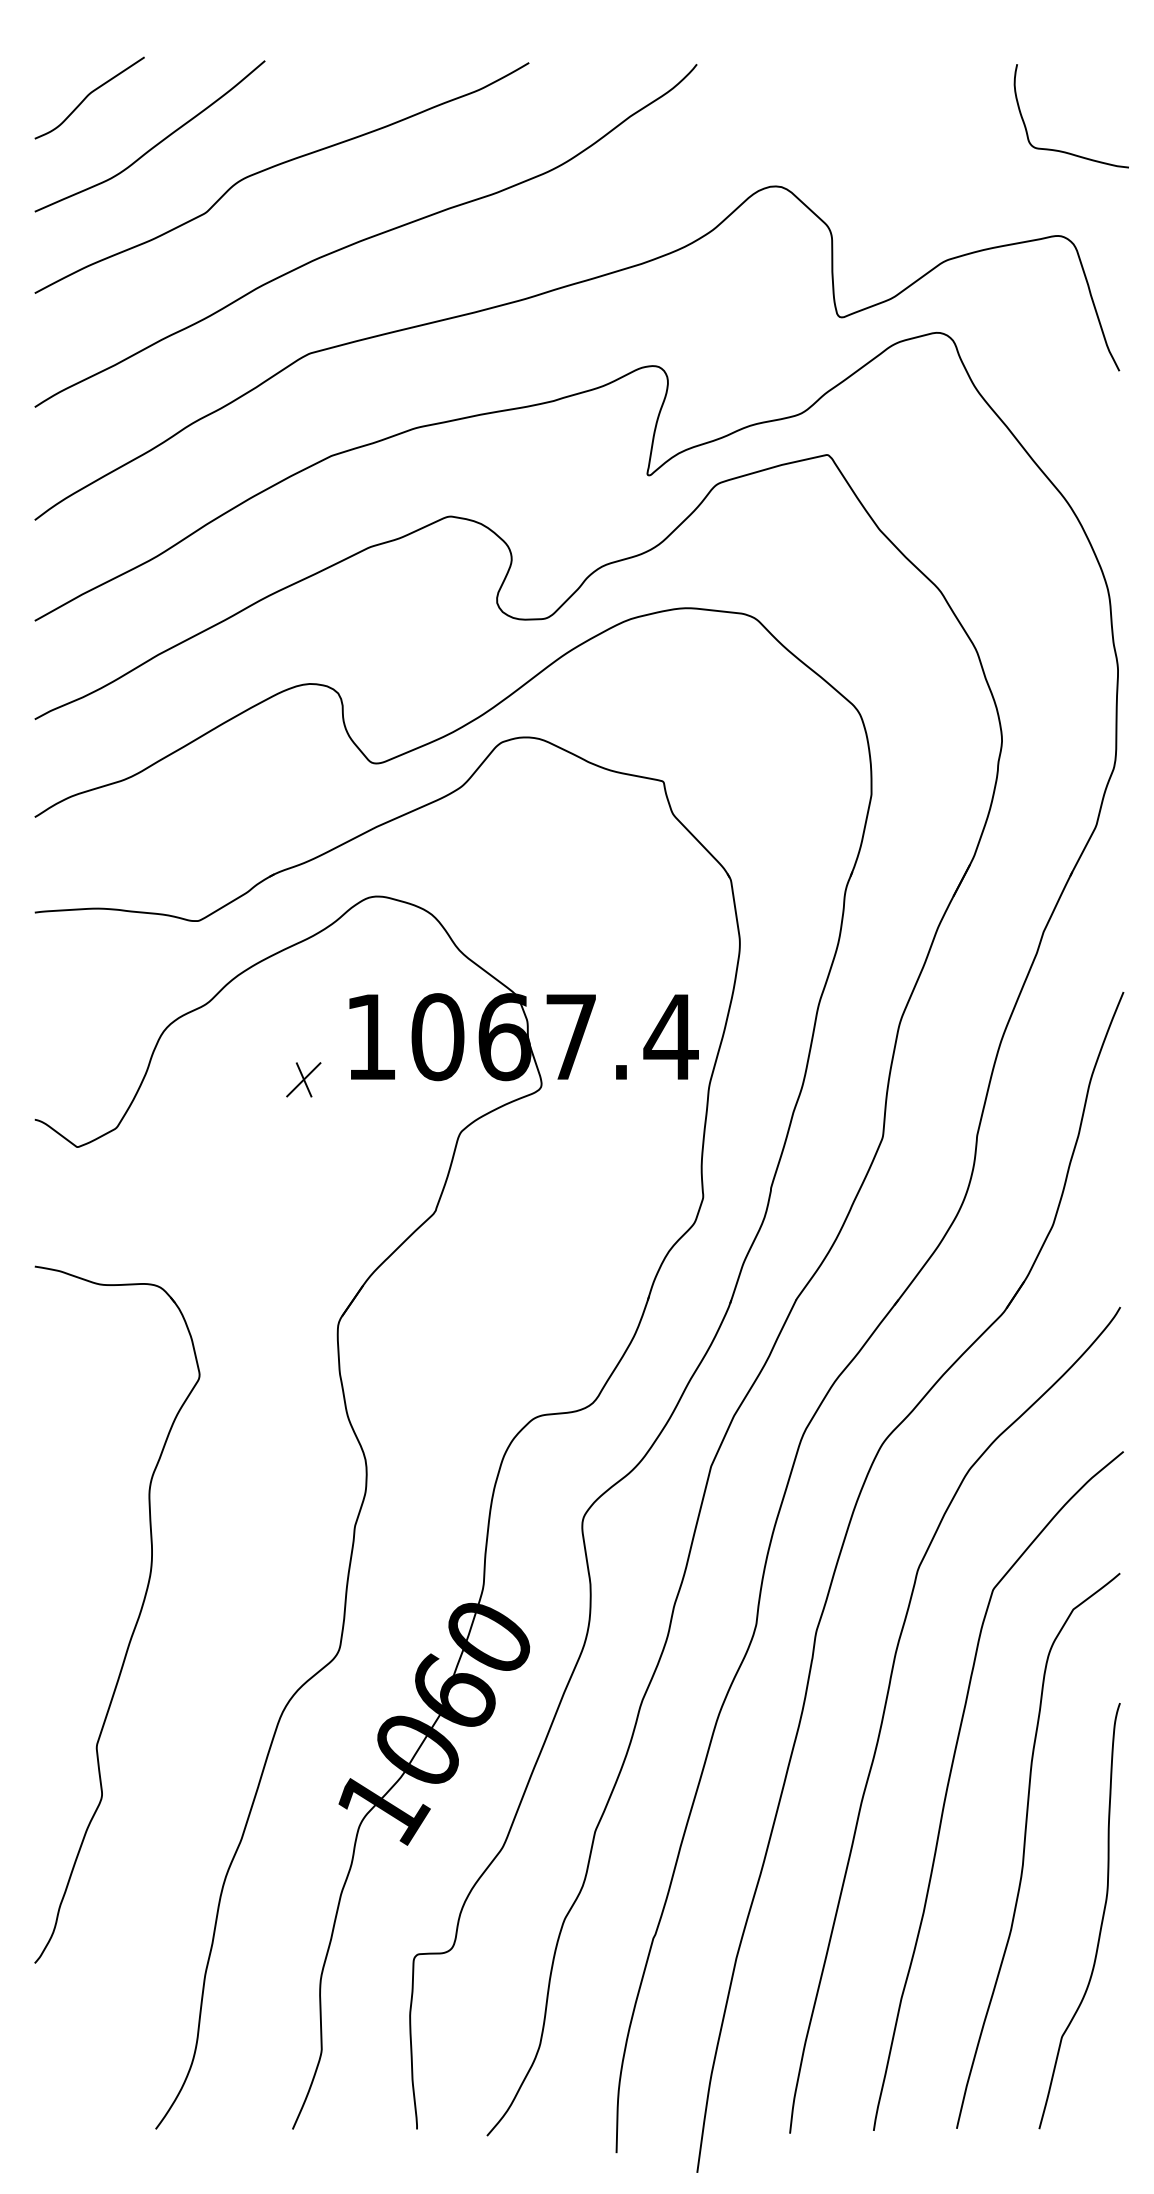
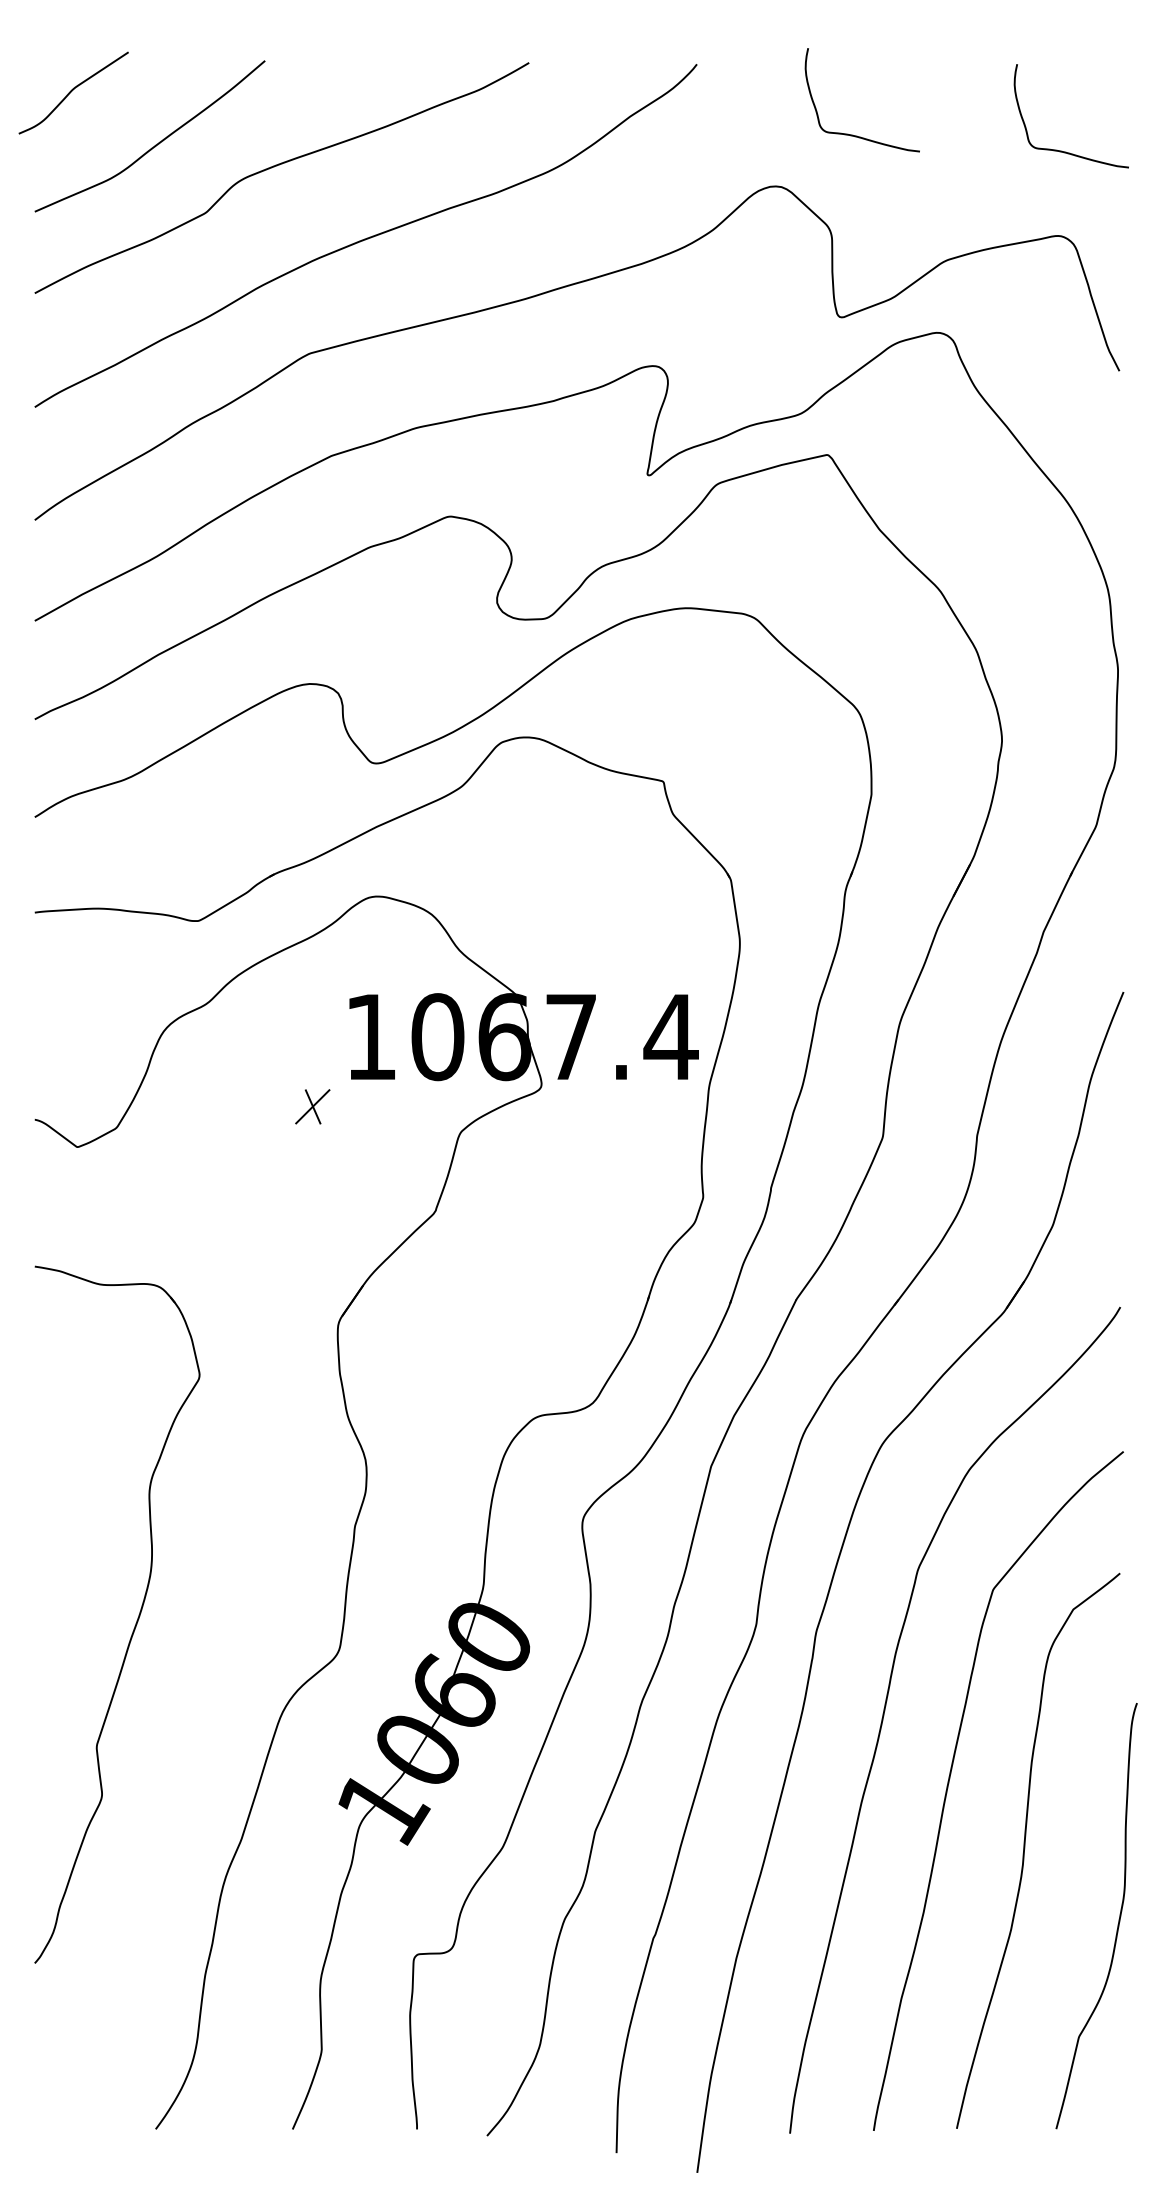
curve position: (88, 96) -> (72, 91) (72, 91)
curve: none -> present (852, 134)
part position: (303, 1079) -> (312, 1106) (312, 1106)
curve position: (1101, 1919) -> (1118, 1919) (1118, 1919)
